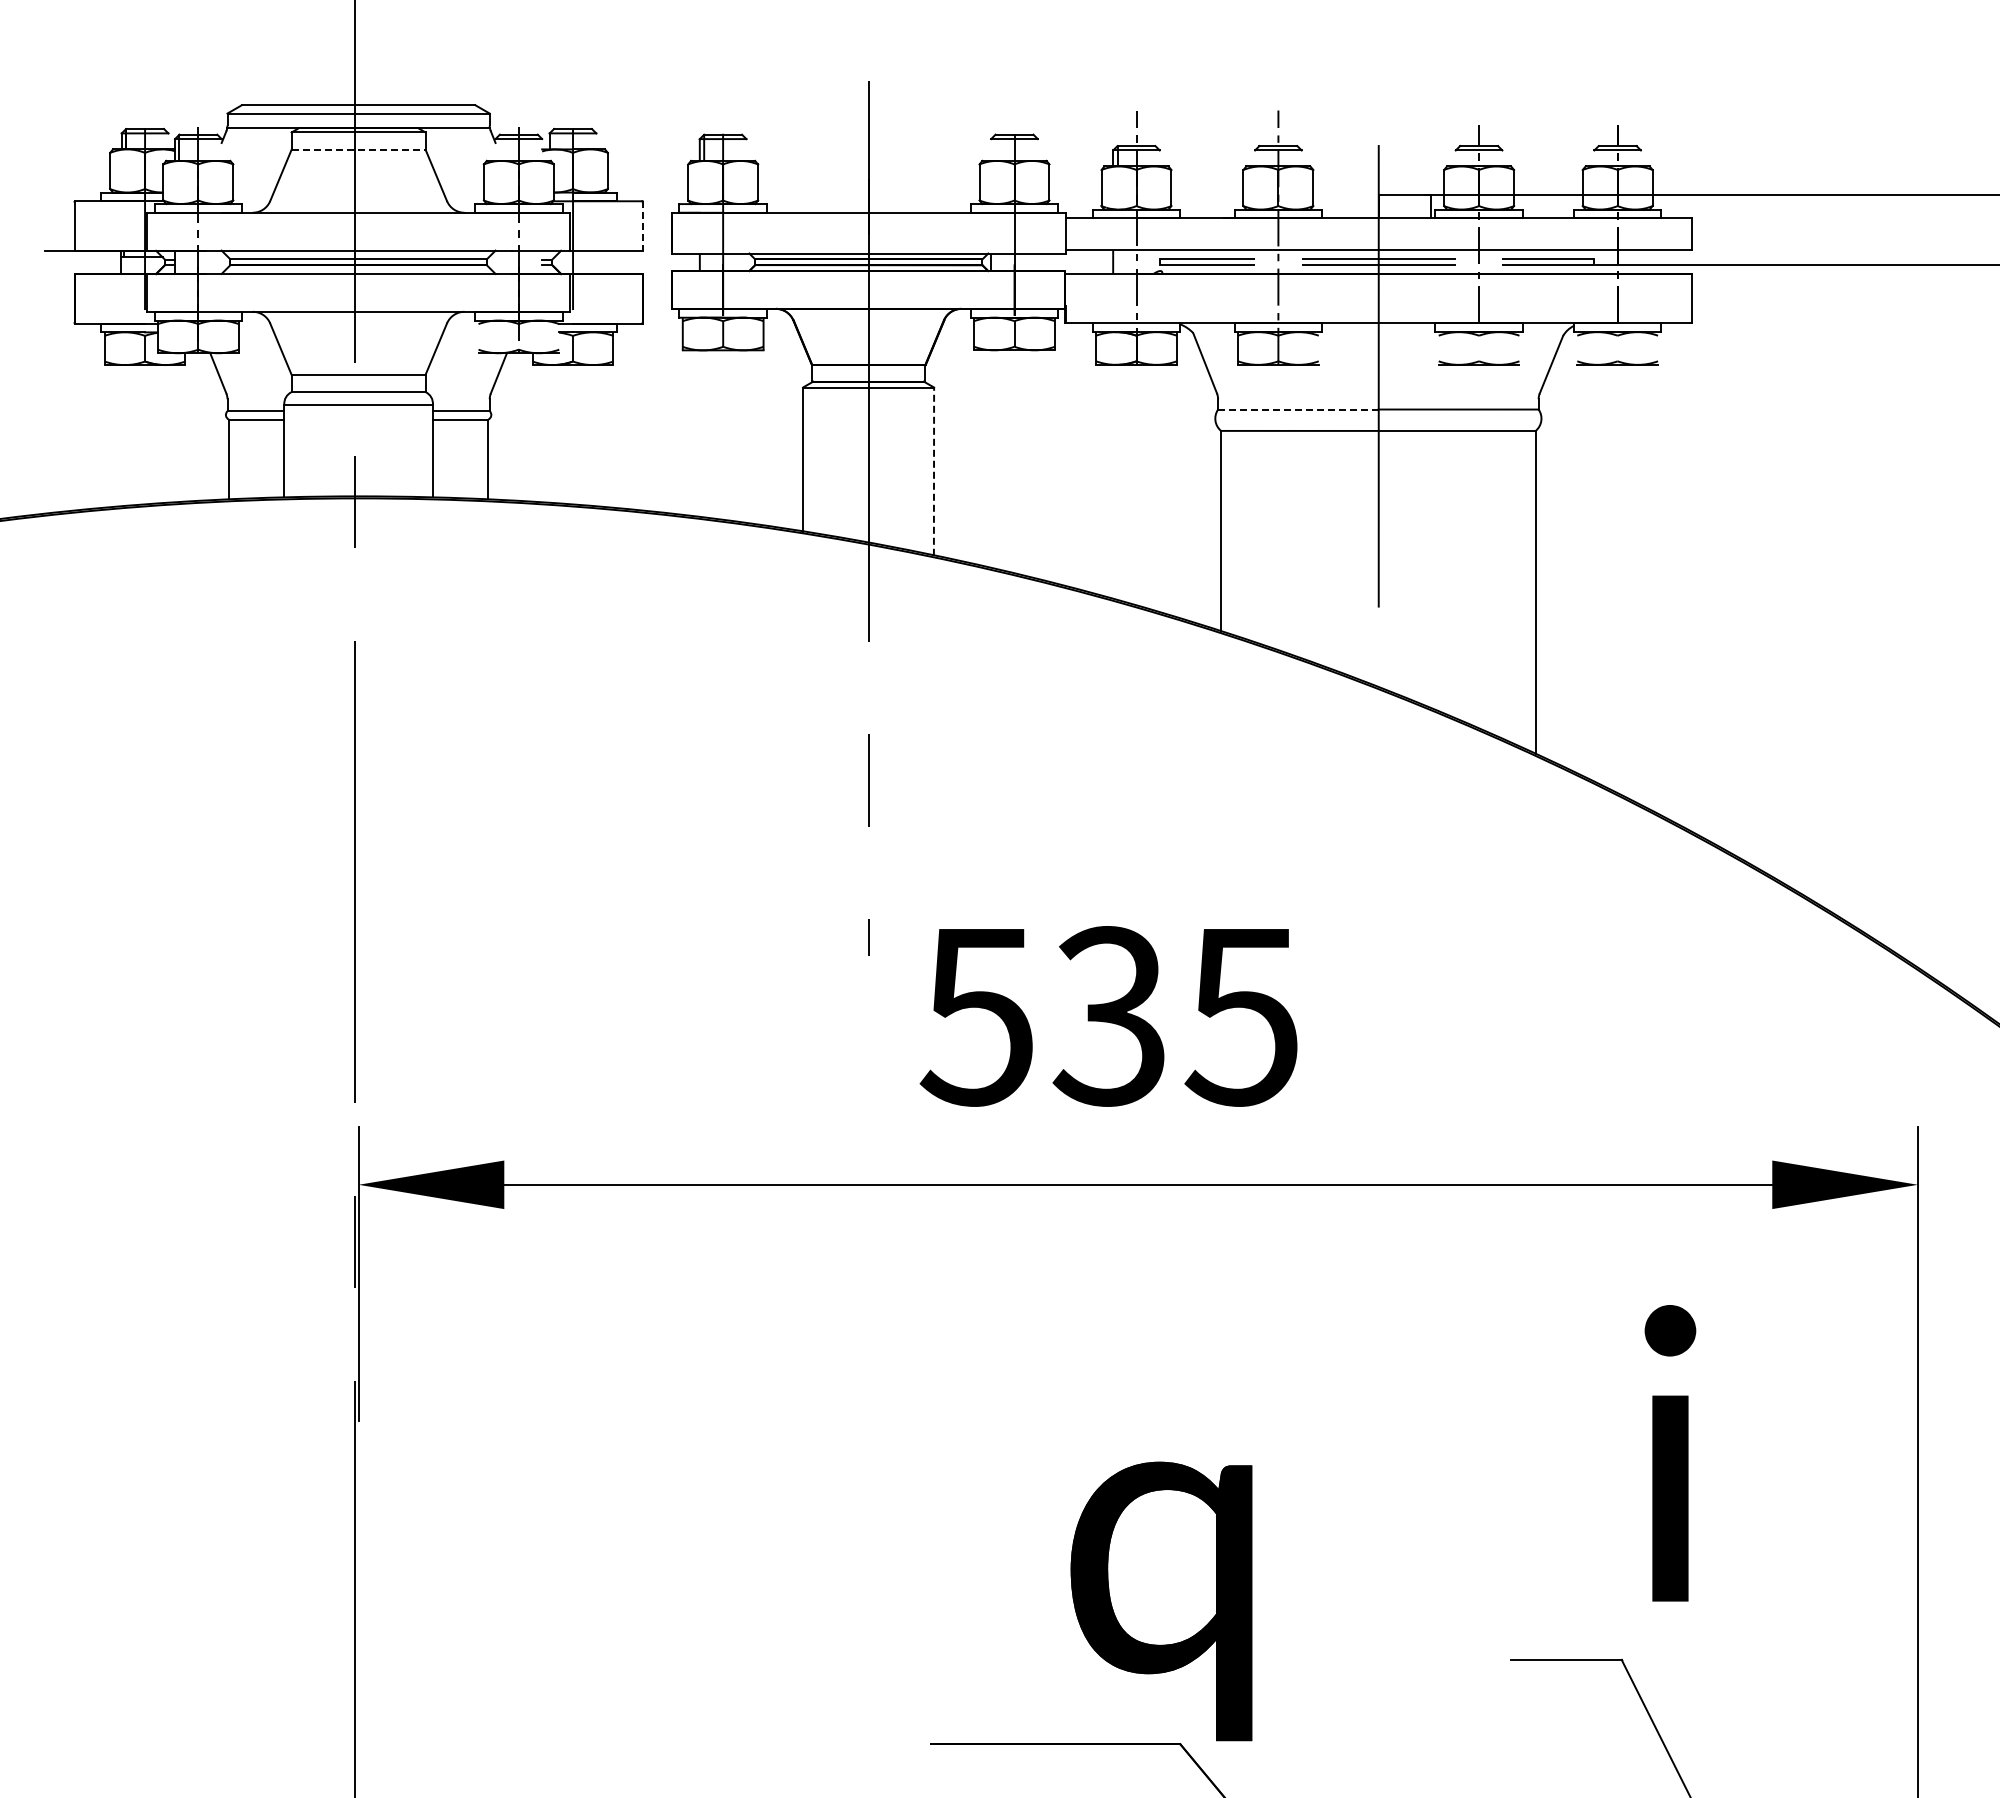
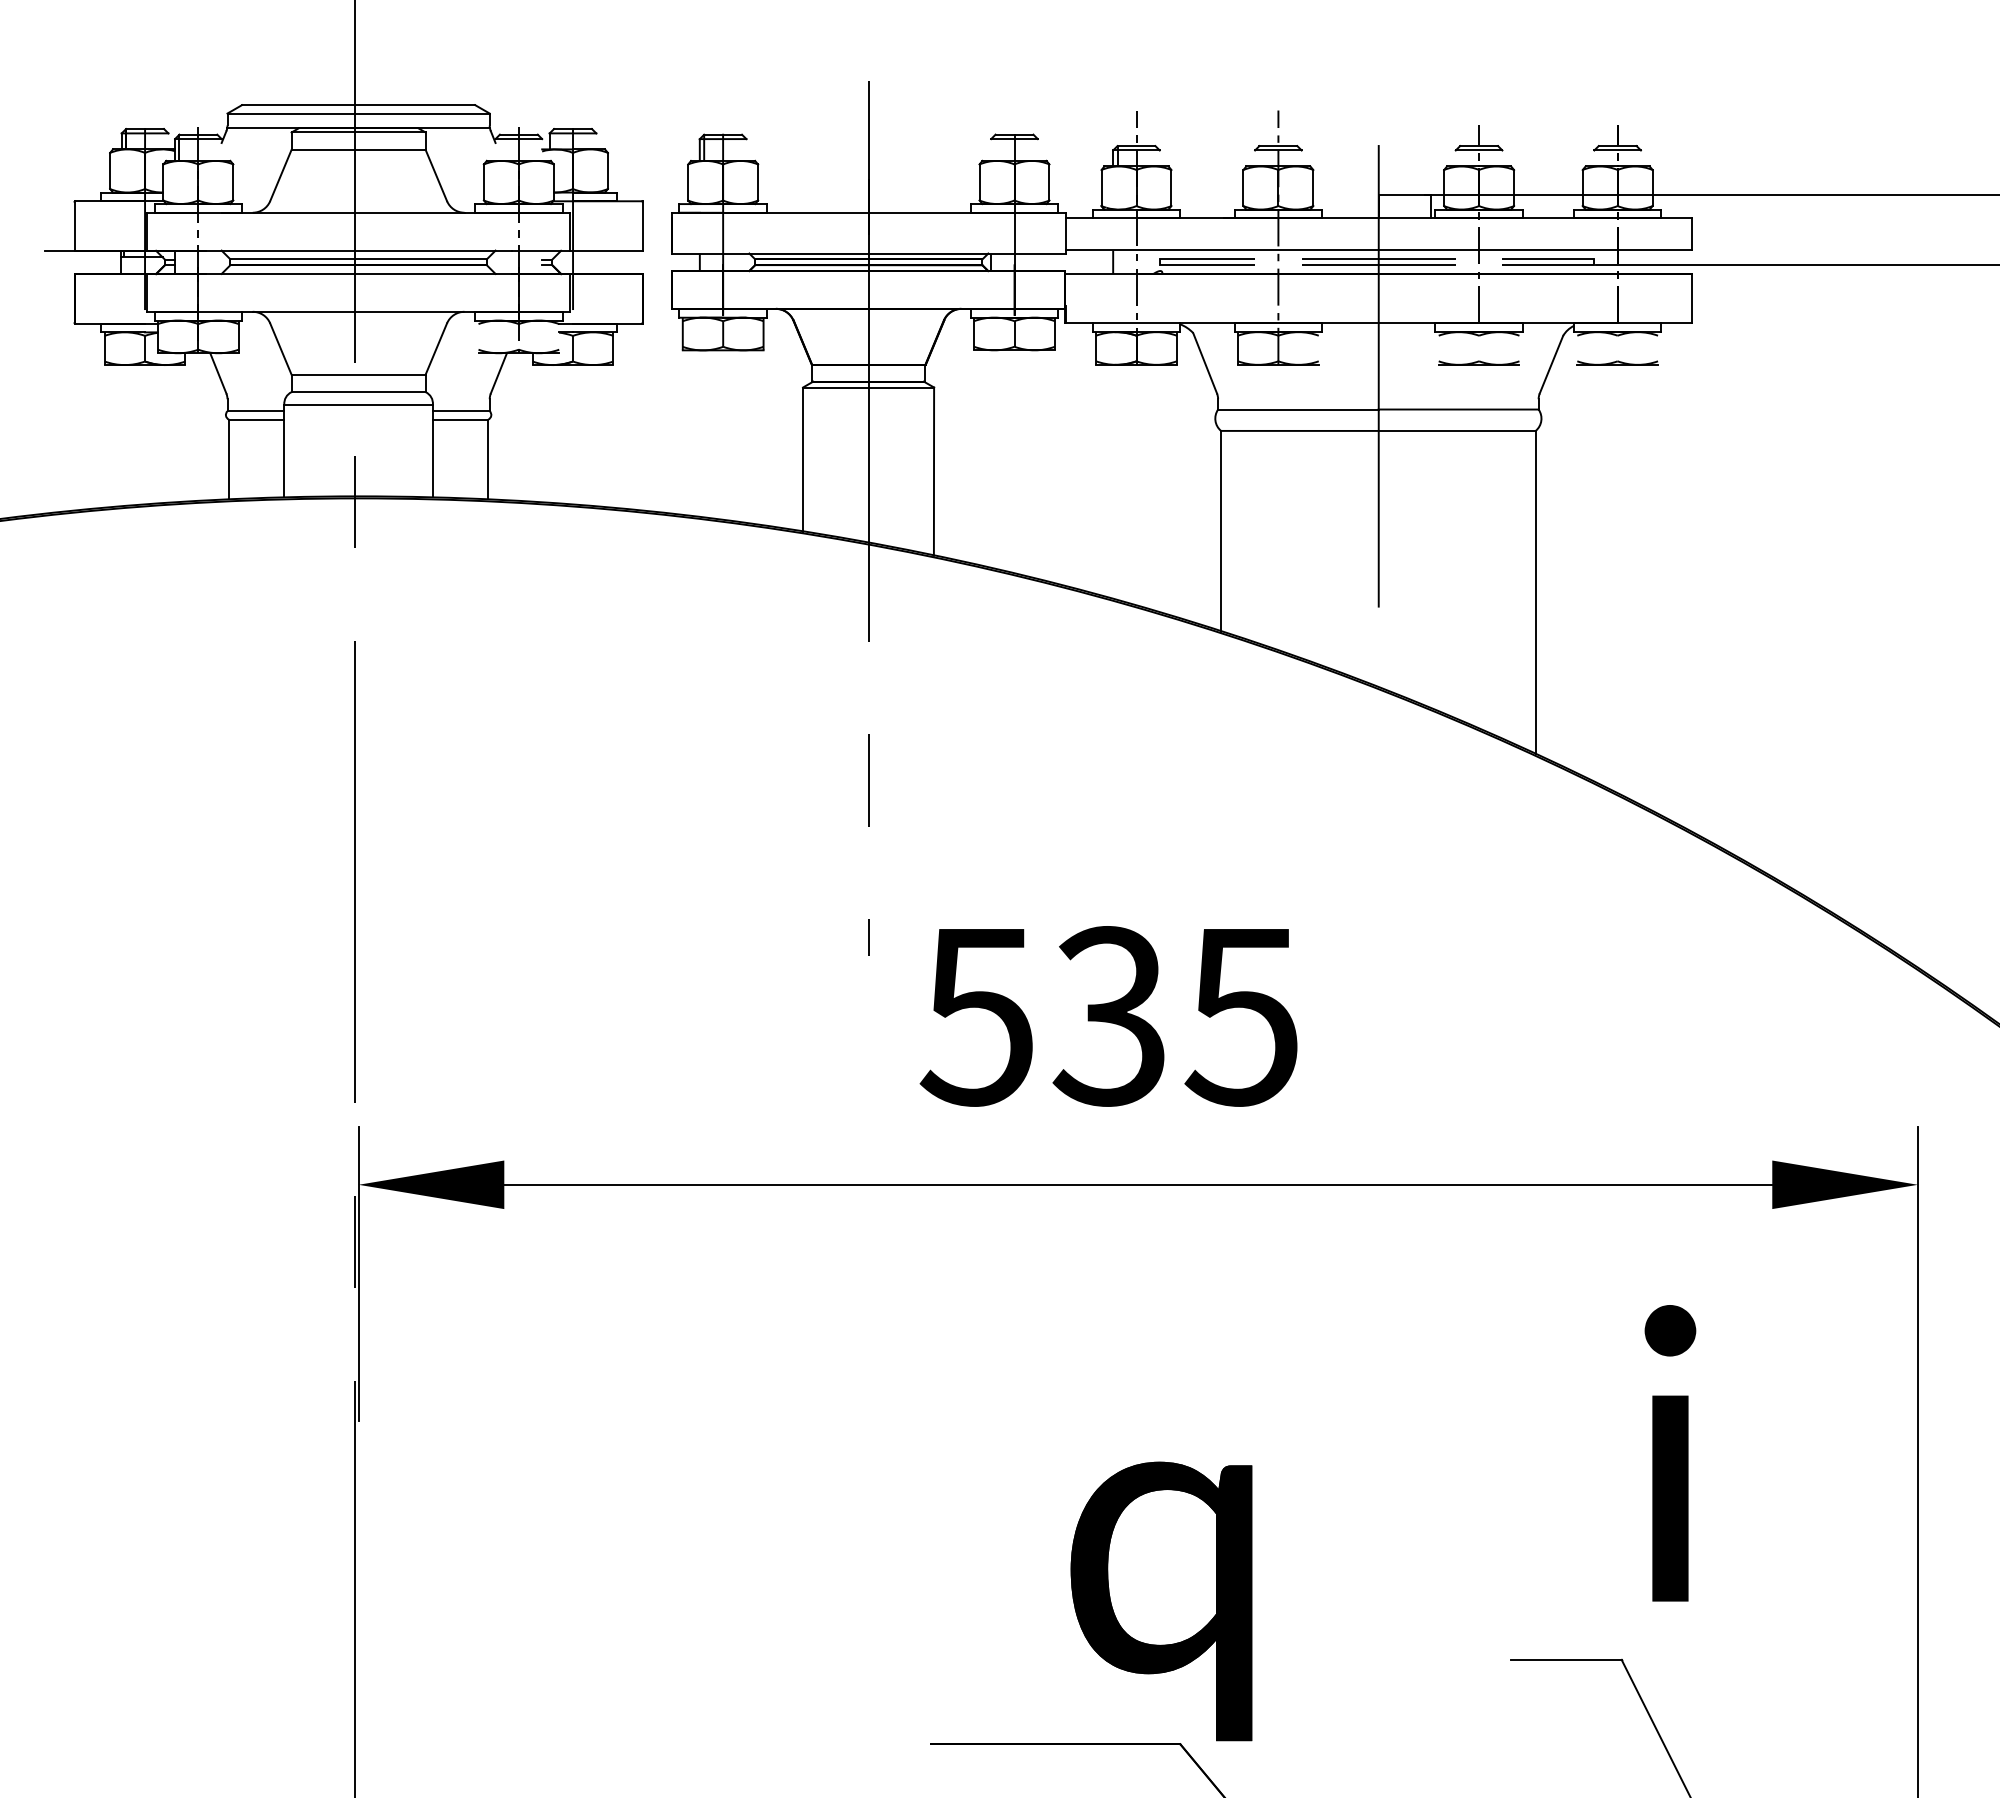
line: dashed -> solid (359, 149)
line: dashed -> solid (642, 226)
line: dashed -> solid (1298, 409)
line: dashed -> solid (934, 471)
